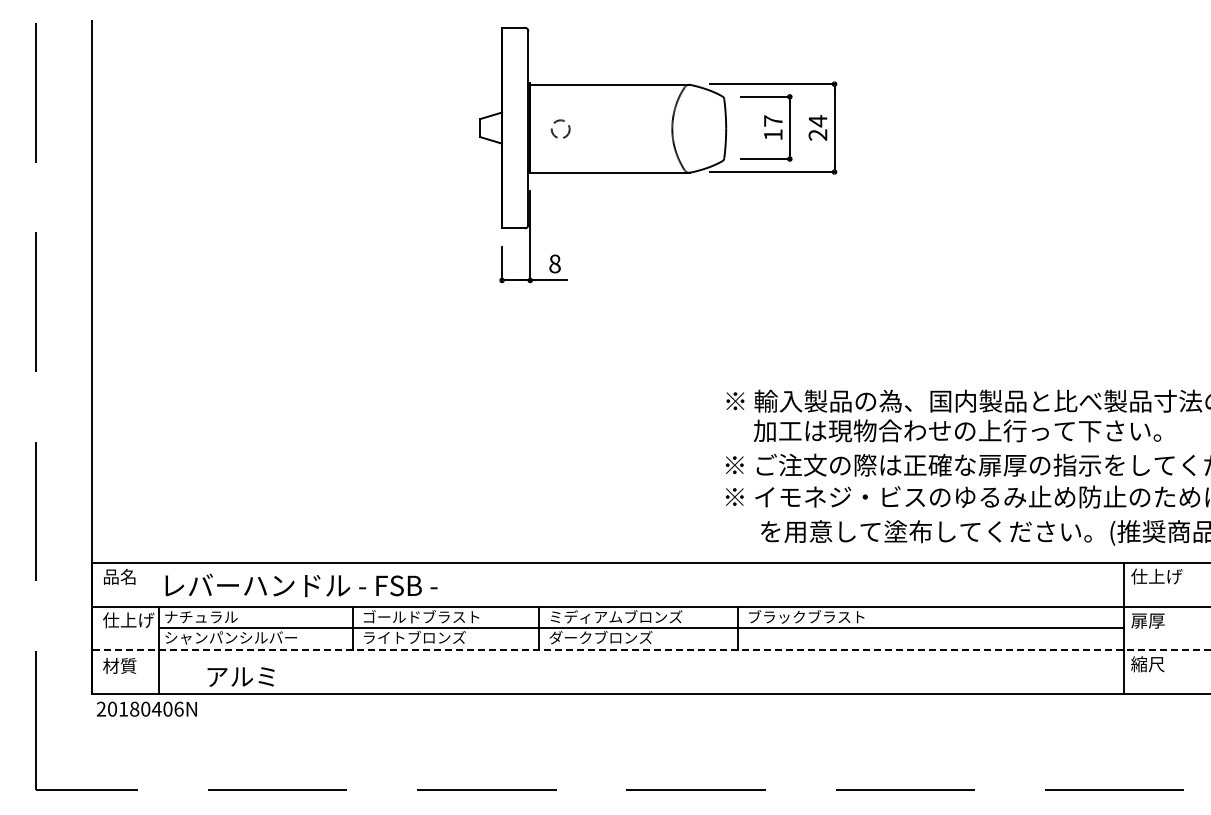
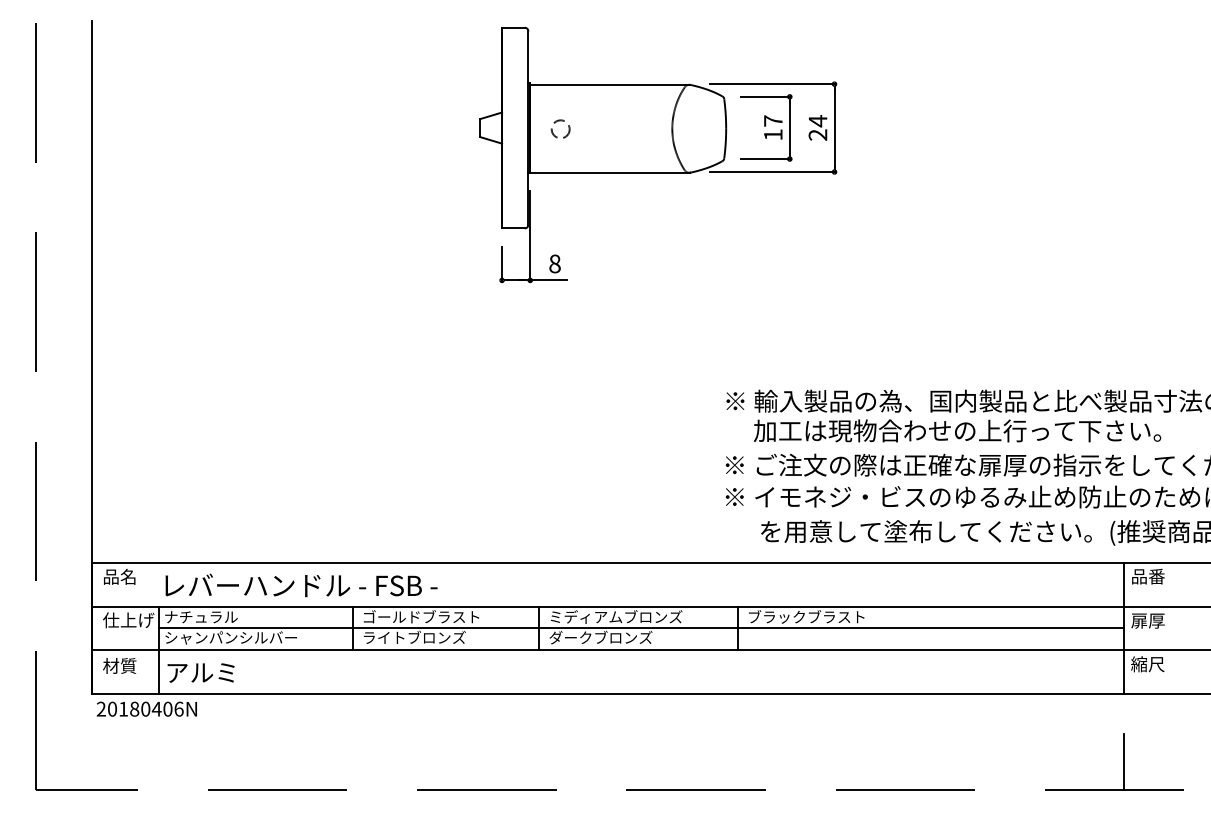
text: 仕上げ -> 品番 (1156, 576)
line: dashed -> solid (651, 650)
text position: (240, 676) -> (200, 672) (200, 672)
line: none -> present (1123, 762)
